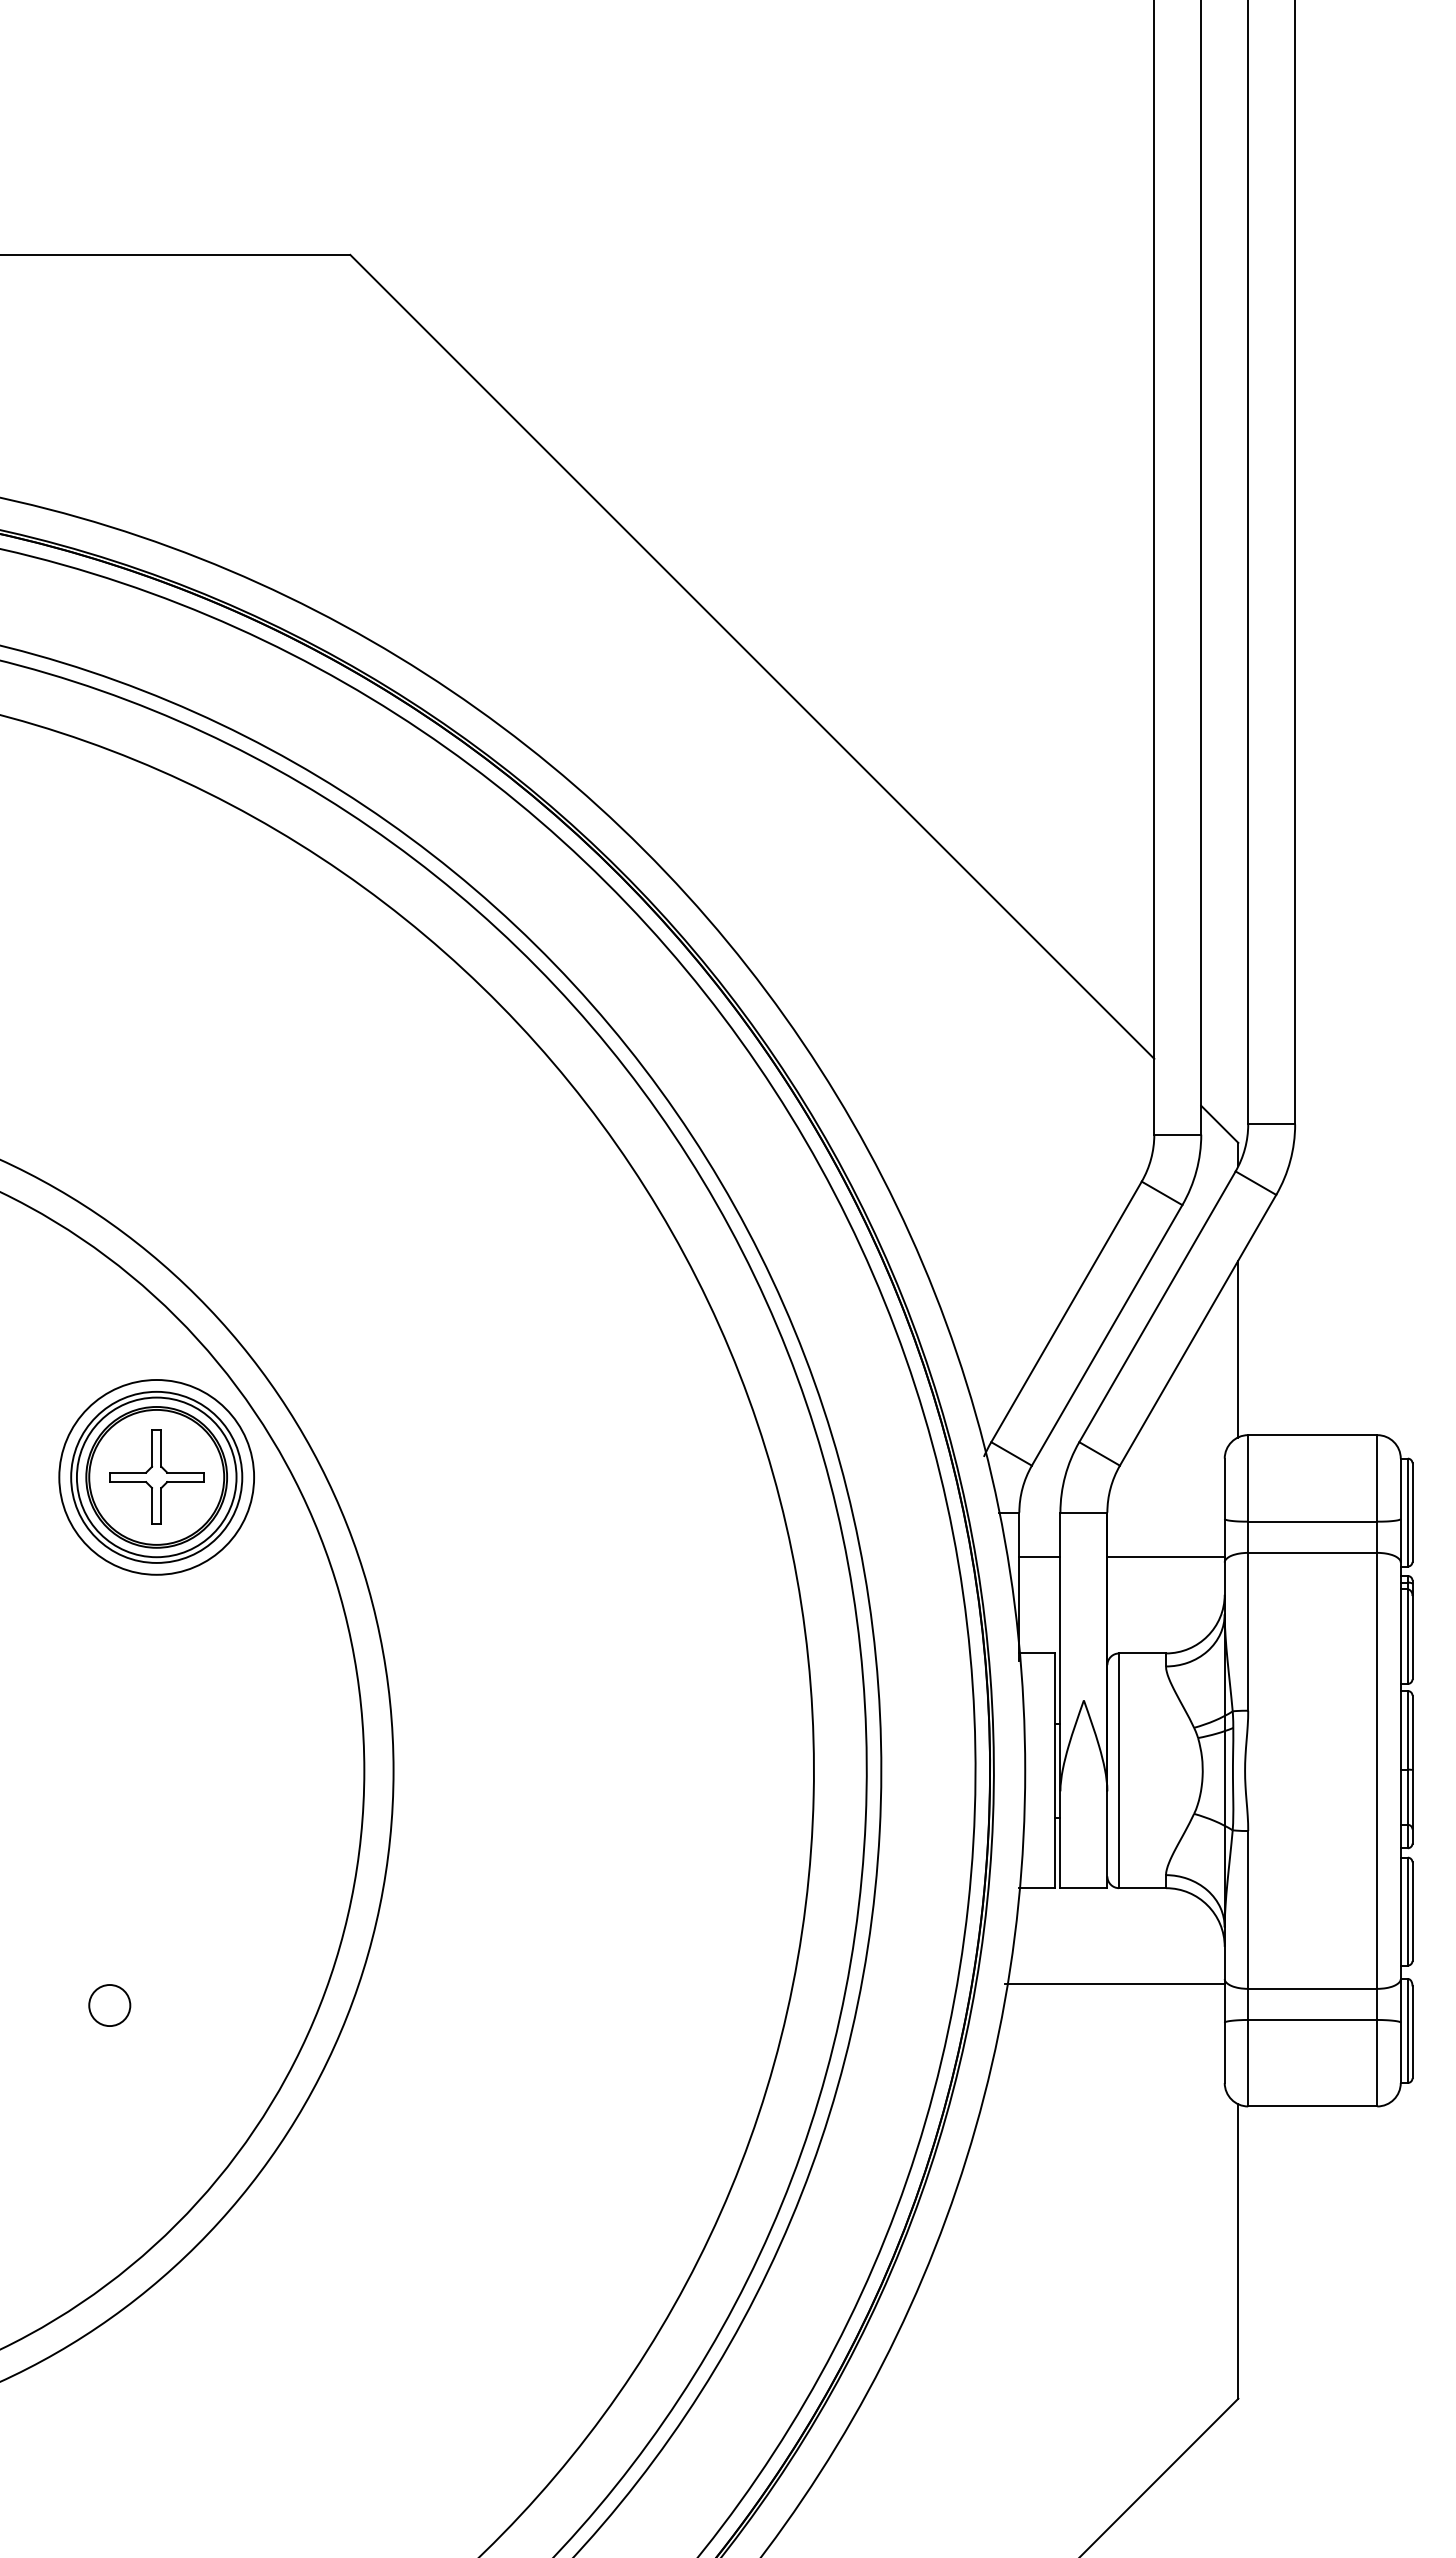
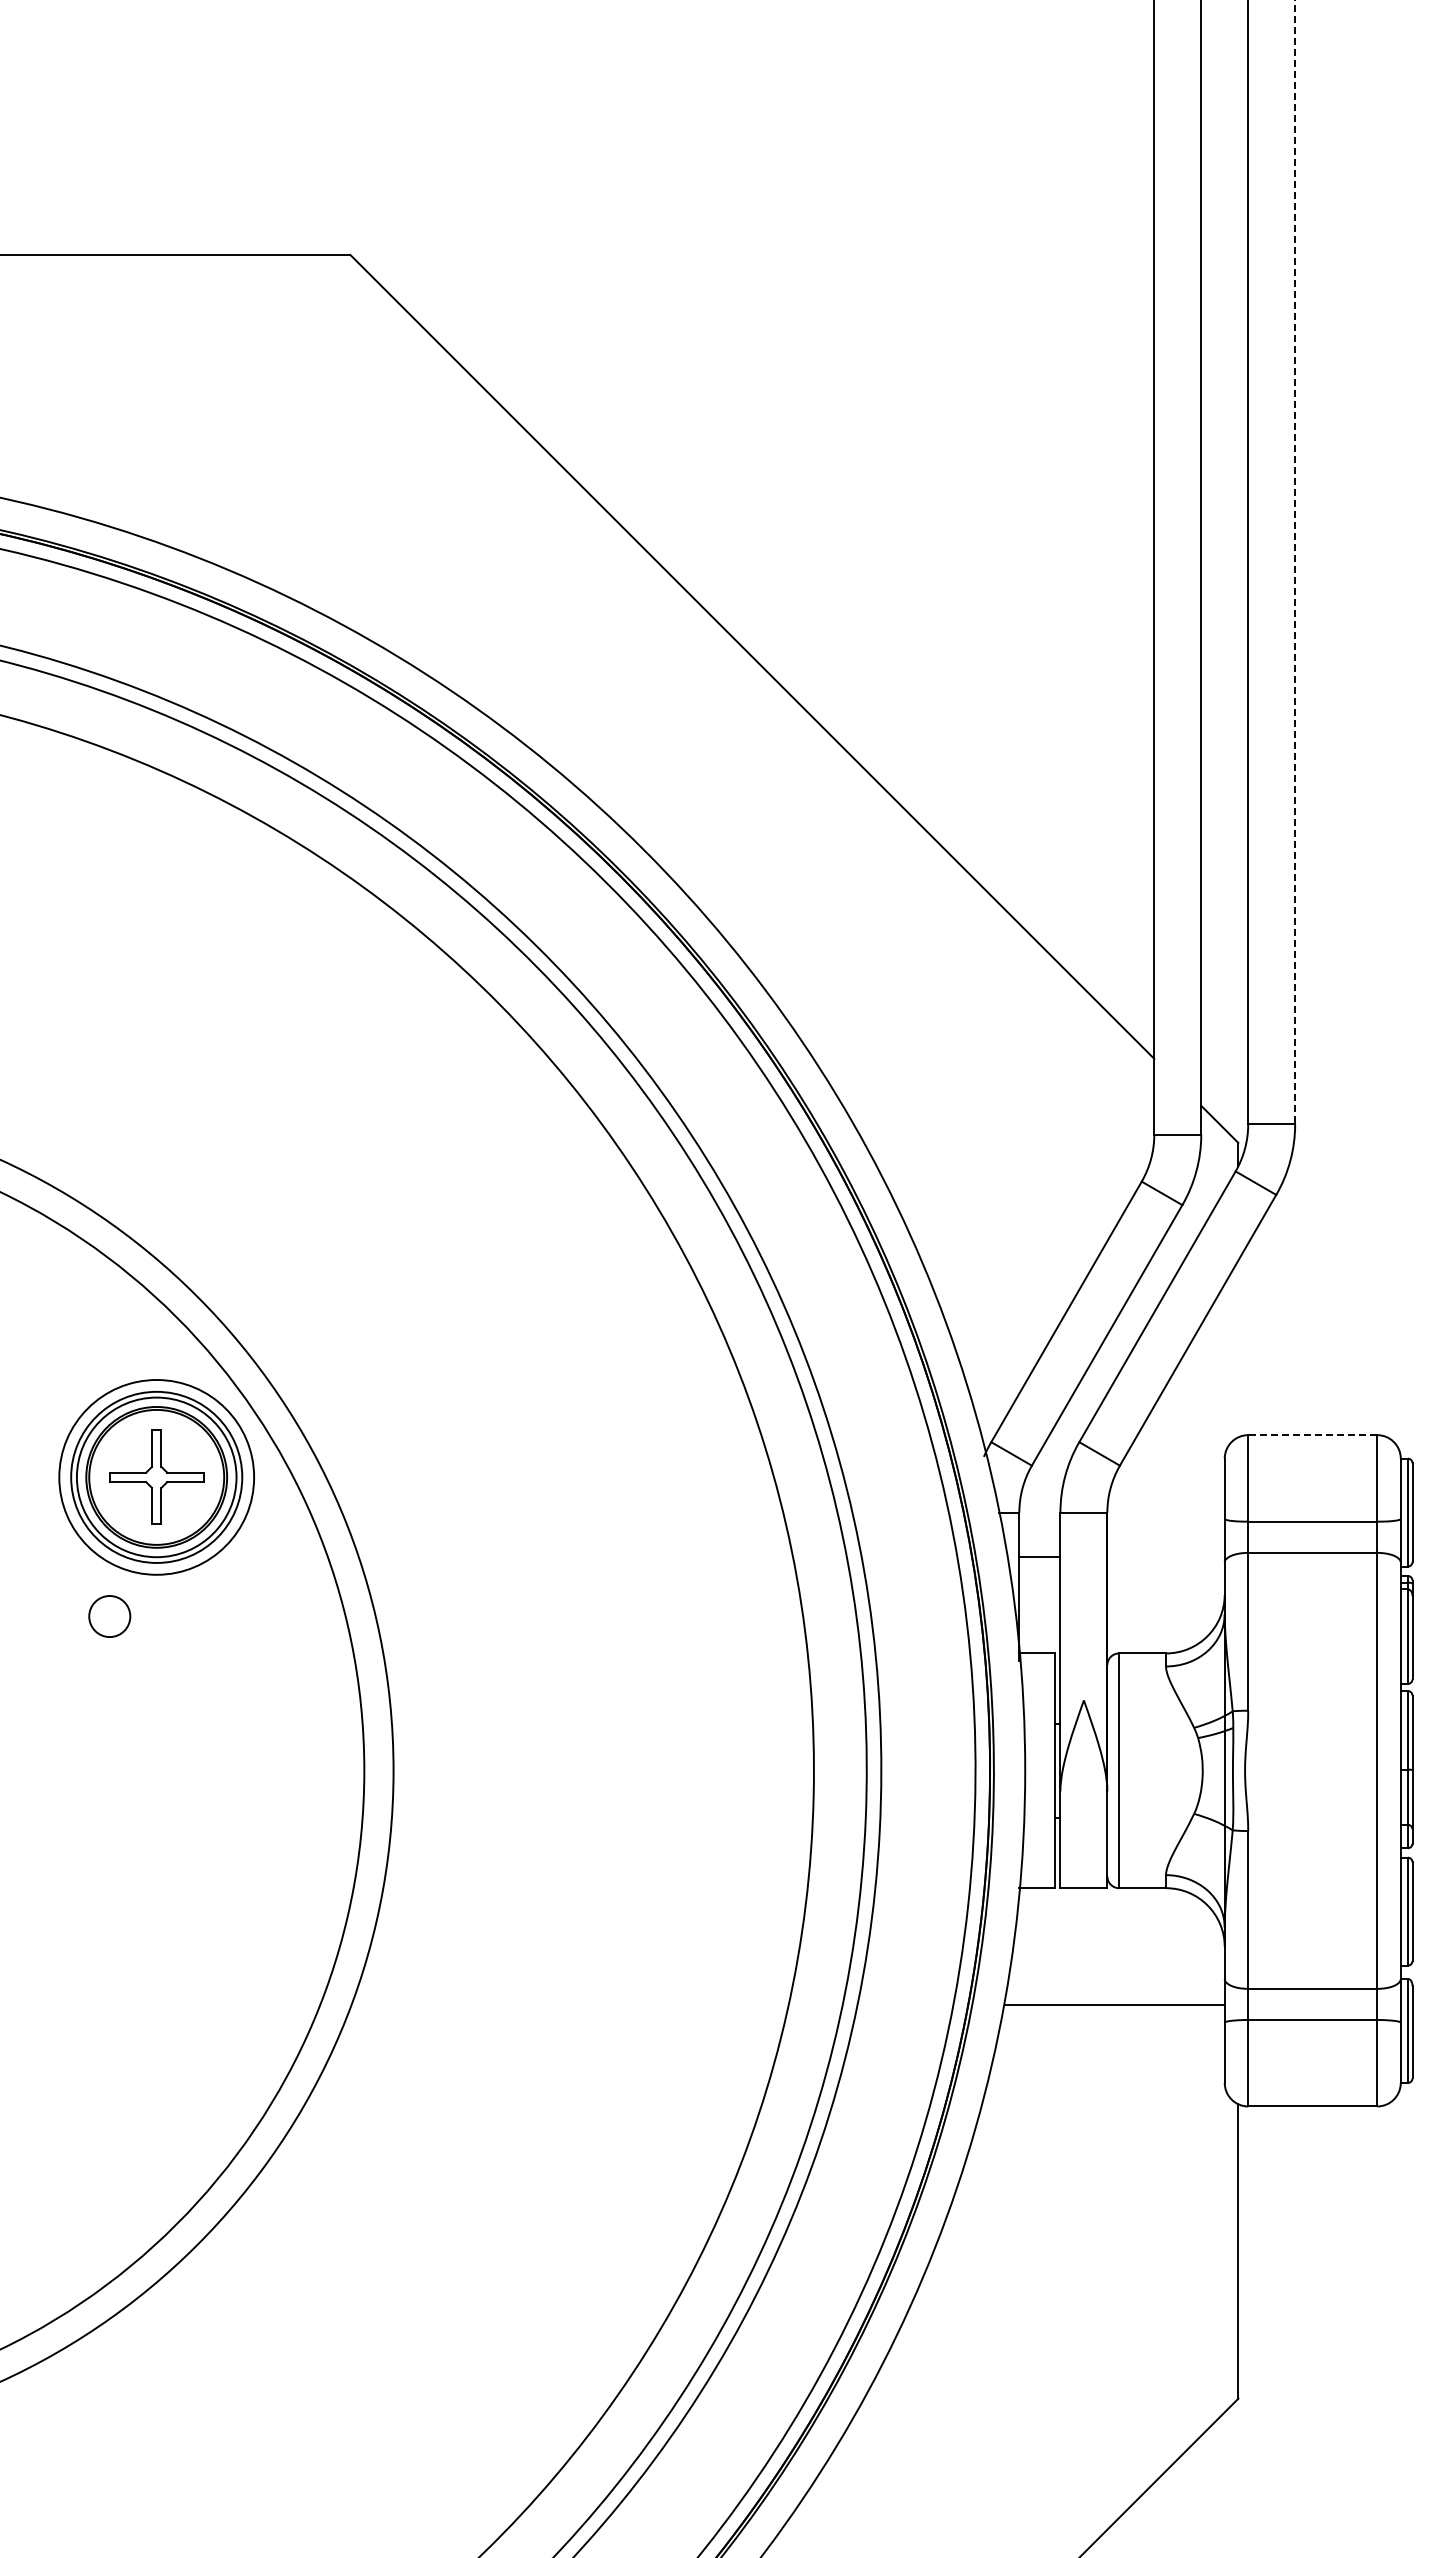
line: solid -> dashed (1295, 562)
line: present -> none (1238, 1348)
line: solid -> dashed (1312, 1435)
line: present -> none (1165, 1557)
line position: (1114, 1984) -> (1114, 2005) (1114, 2005)
circle position: (109, 2005) -> (109, 1616) (109, 1616)
